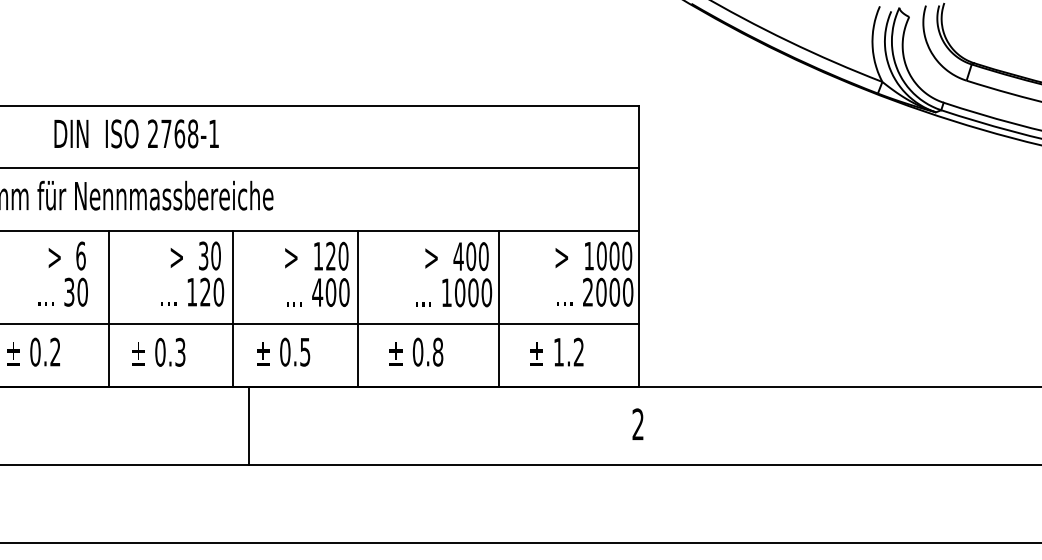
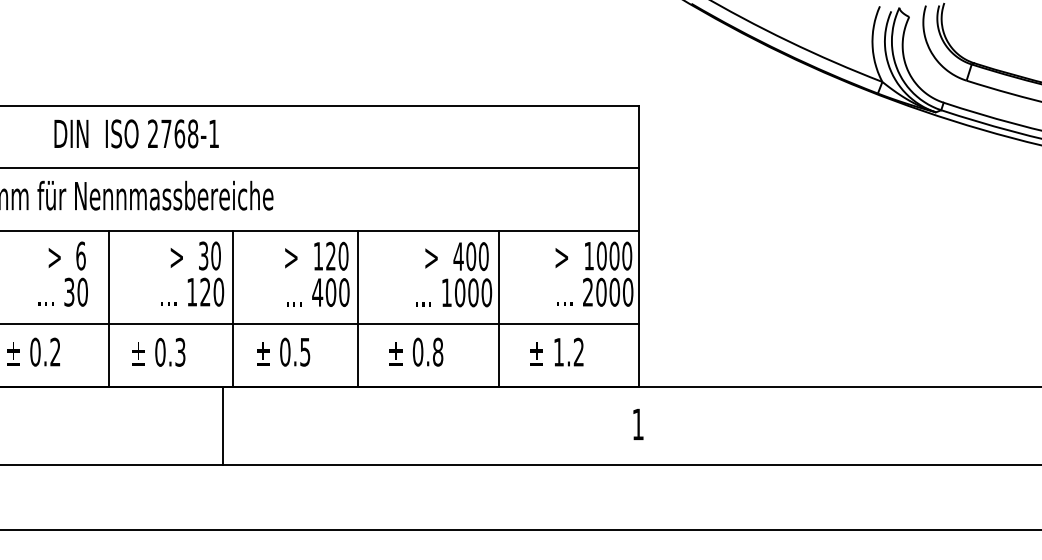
text: 2 -> 1 (637, 423)
line position: (249, 425) -> (223, 425) (223, 425)
line position: (520, 542) -> (520, 529) (520, 529)
